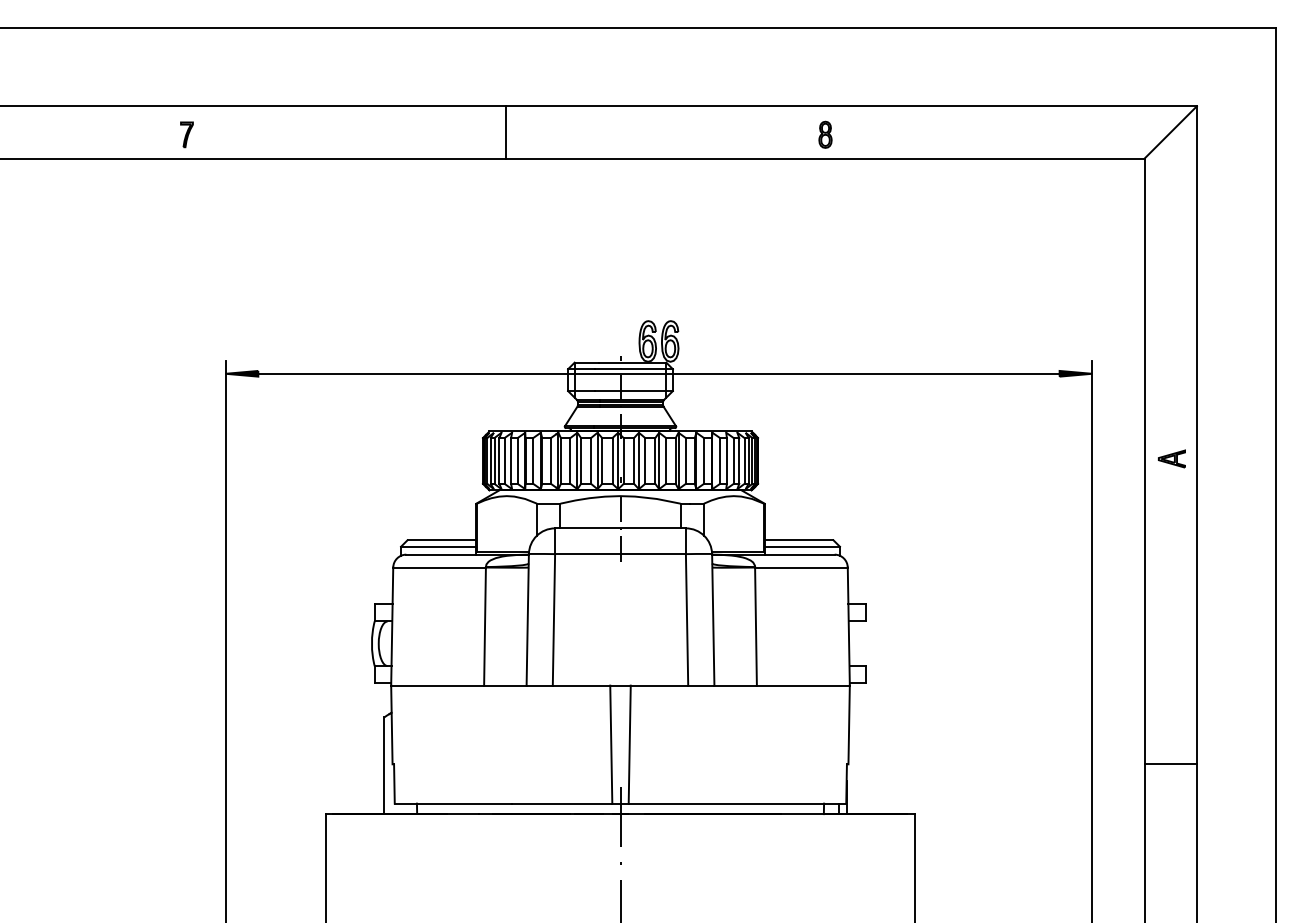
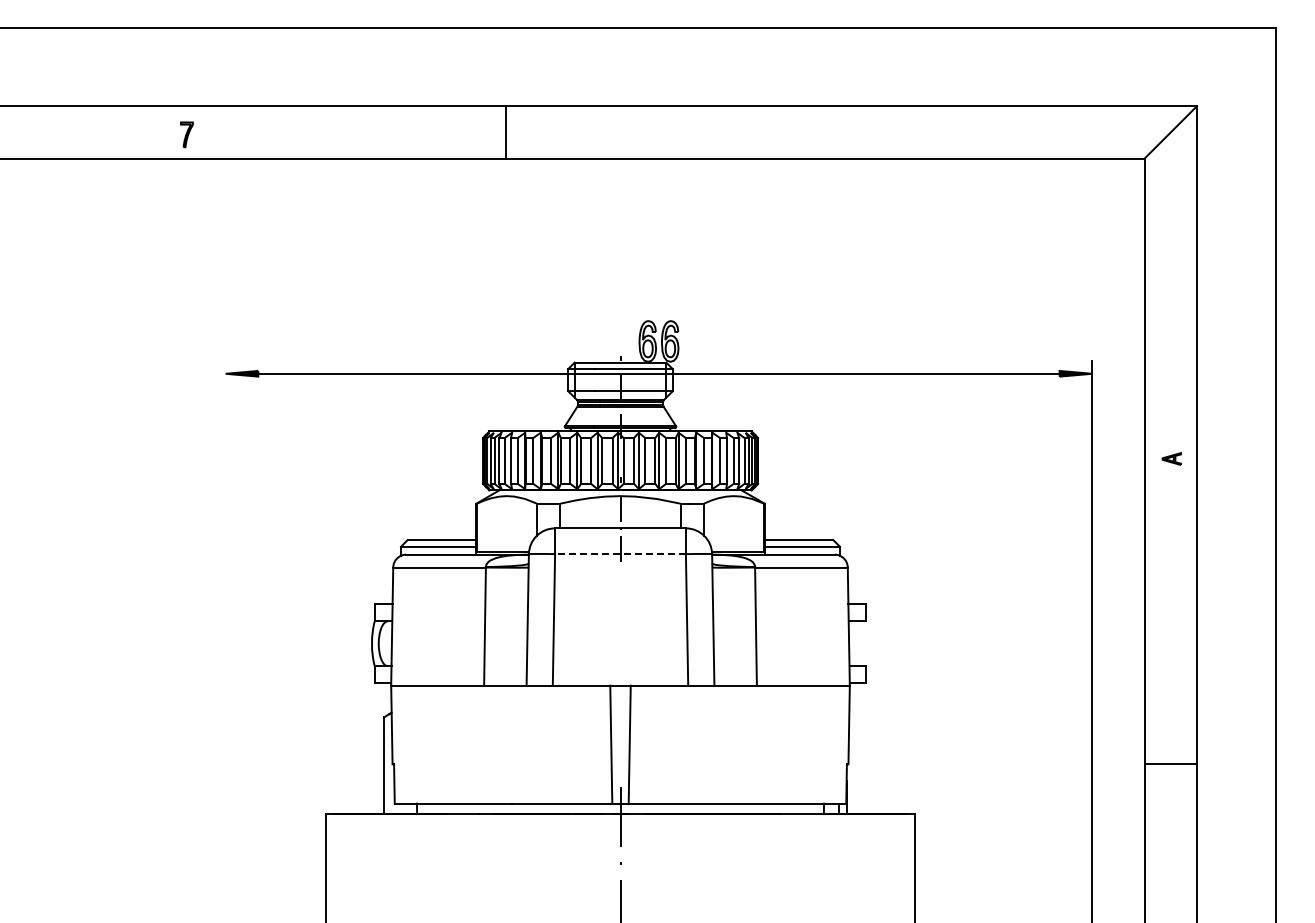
part: present -> none (825, 134)
part size: 29x20 px -> 21x14 px (1171, 458)
line: solid -> dashed (620, 554)
line: present -> none (225, 639)
